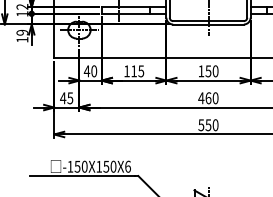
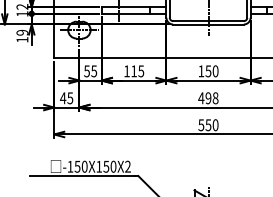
text: 40 -> 55 (90, 71)
text: 460 -> 498 (211, 98)
text: -150X150X6 -> -150X150X2 (127, 166)
